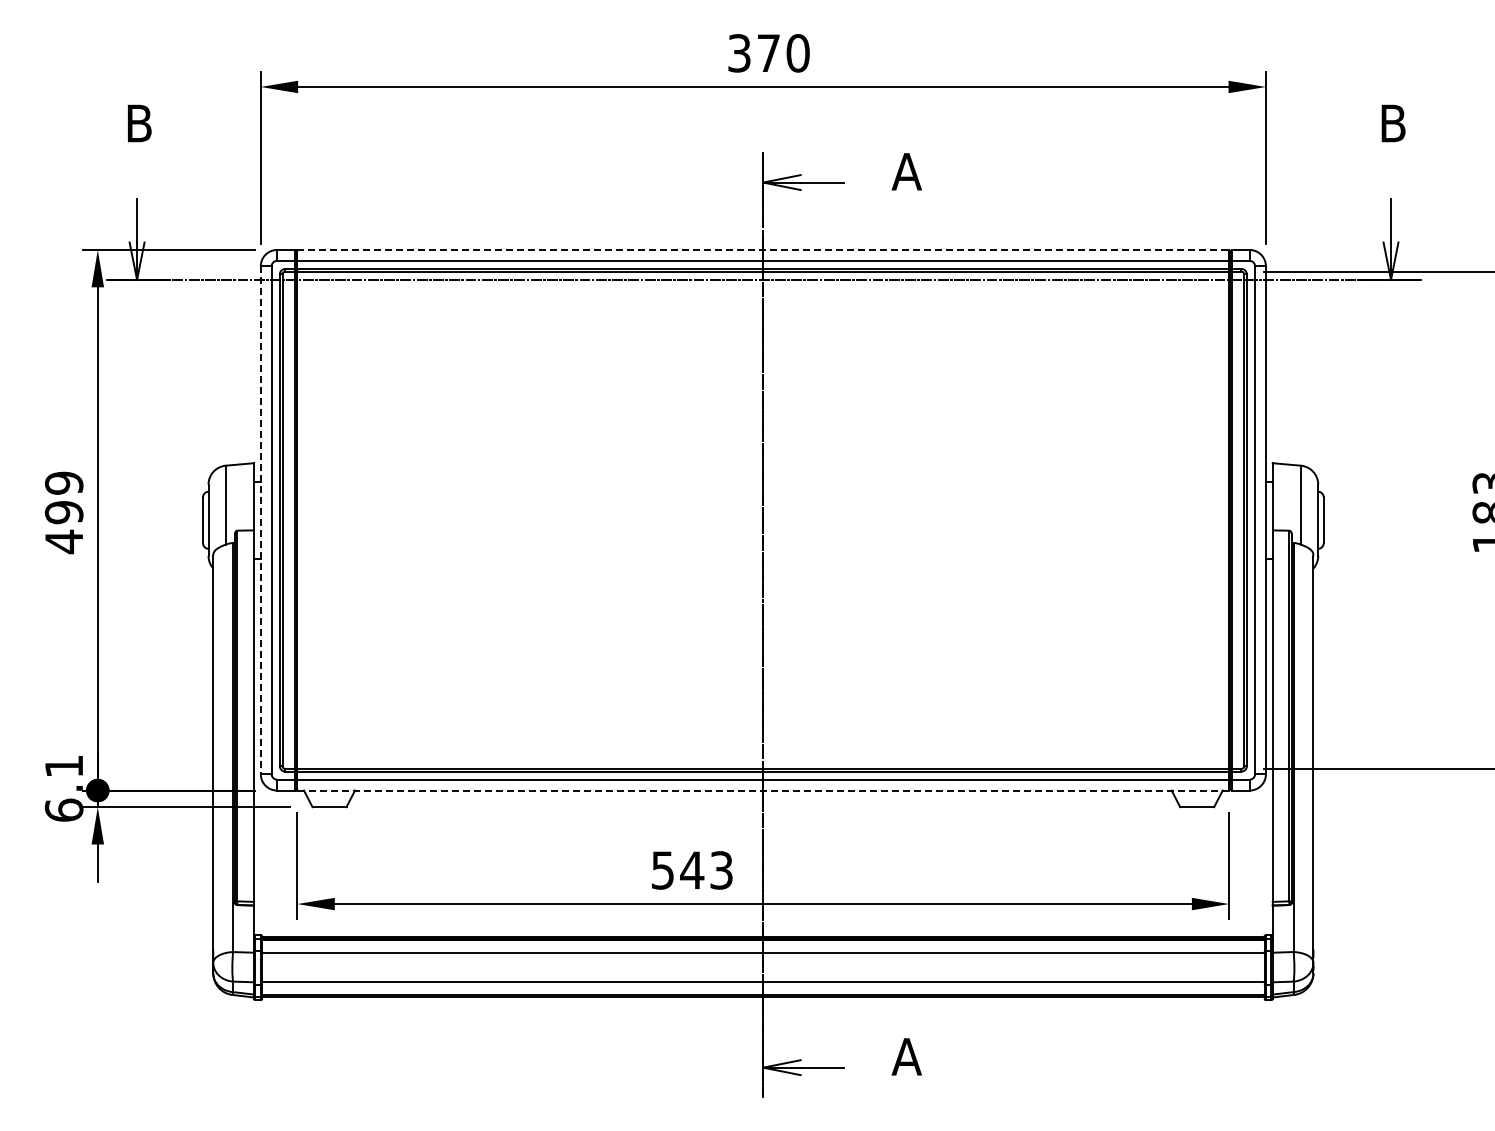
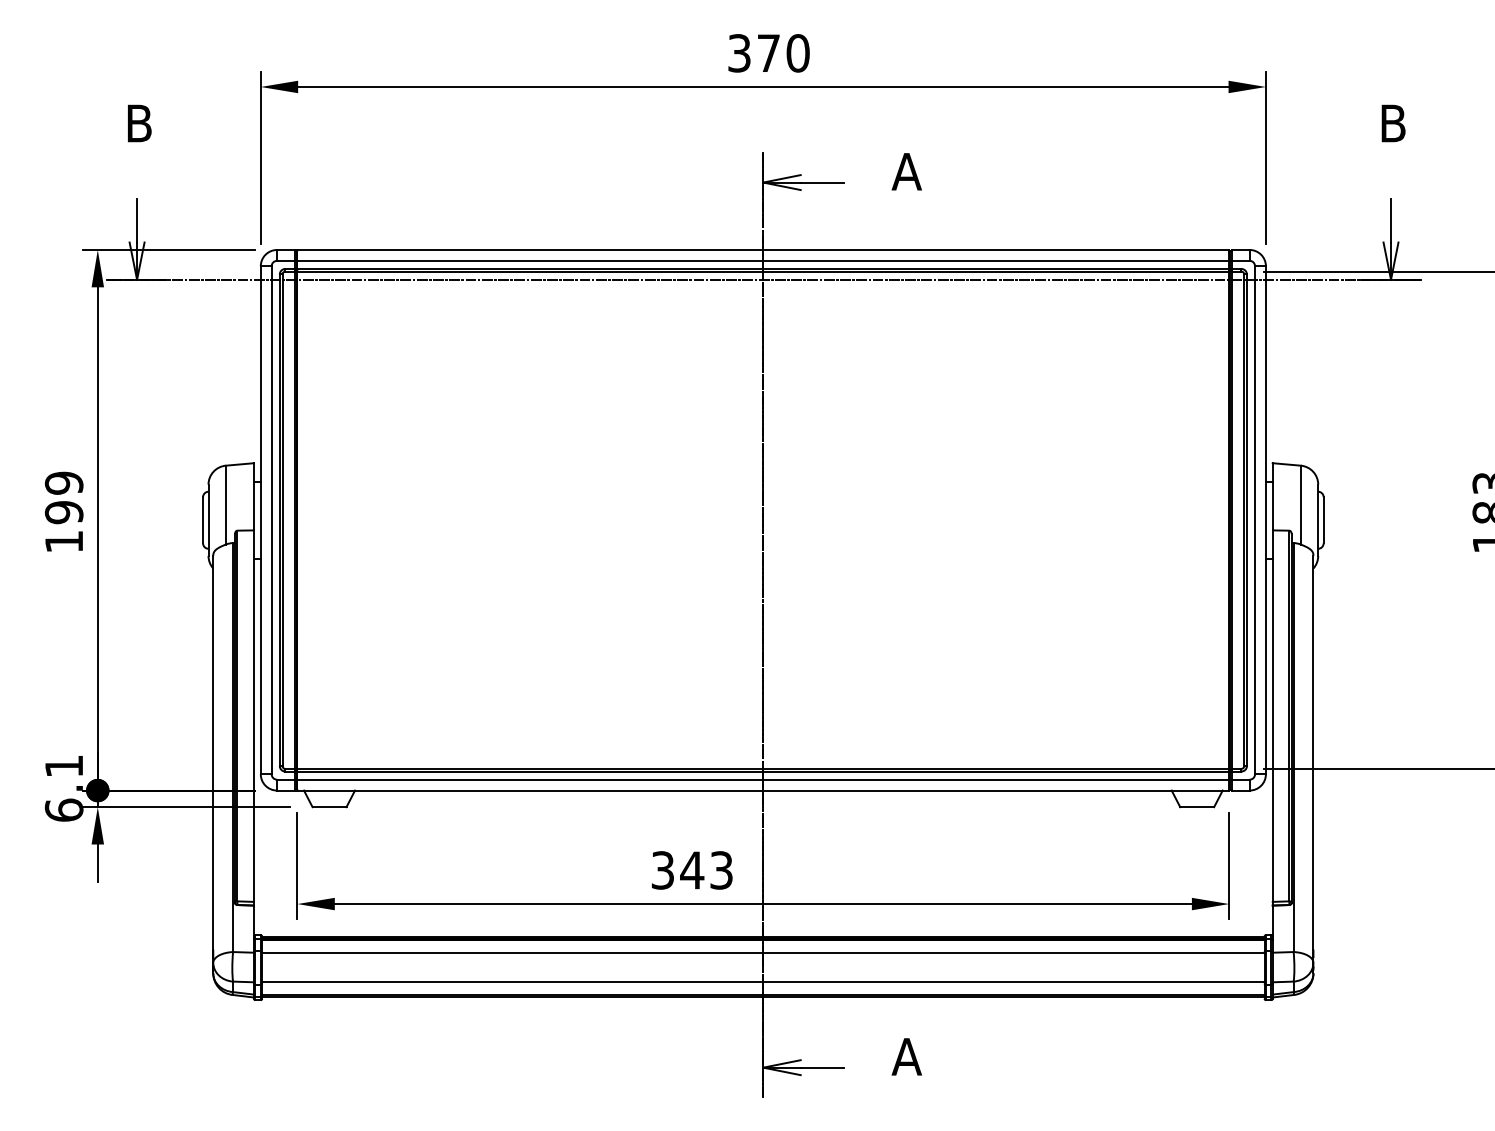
line: dashed -> solid (763, 249)
line: dashed -> solid (260, 520)
text: 499 -> 199 (63, 541)
line: dashed -> solid (763, 790)
text: 543 -> 343 (662, 870)
